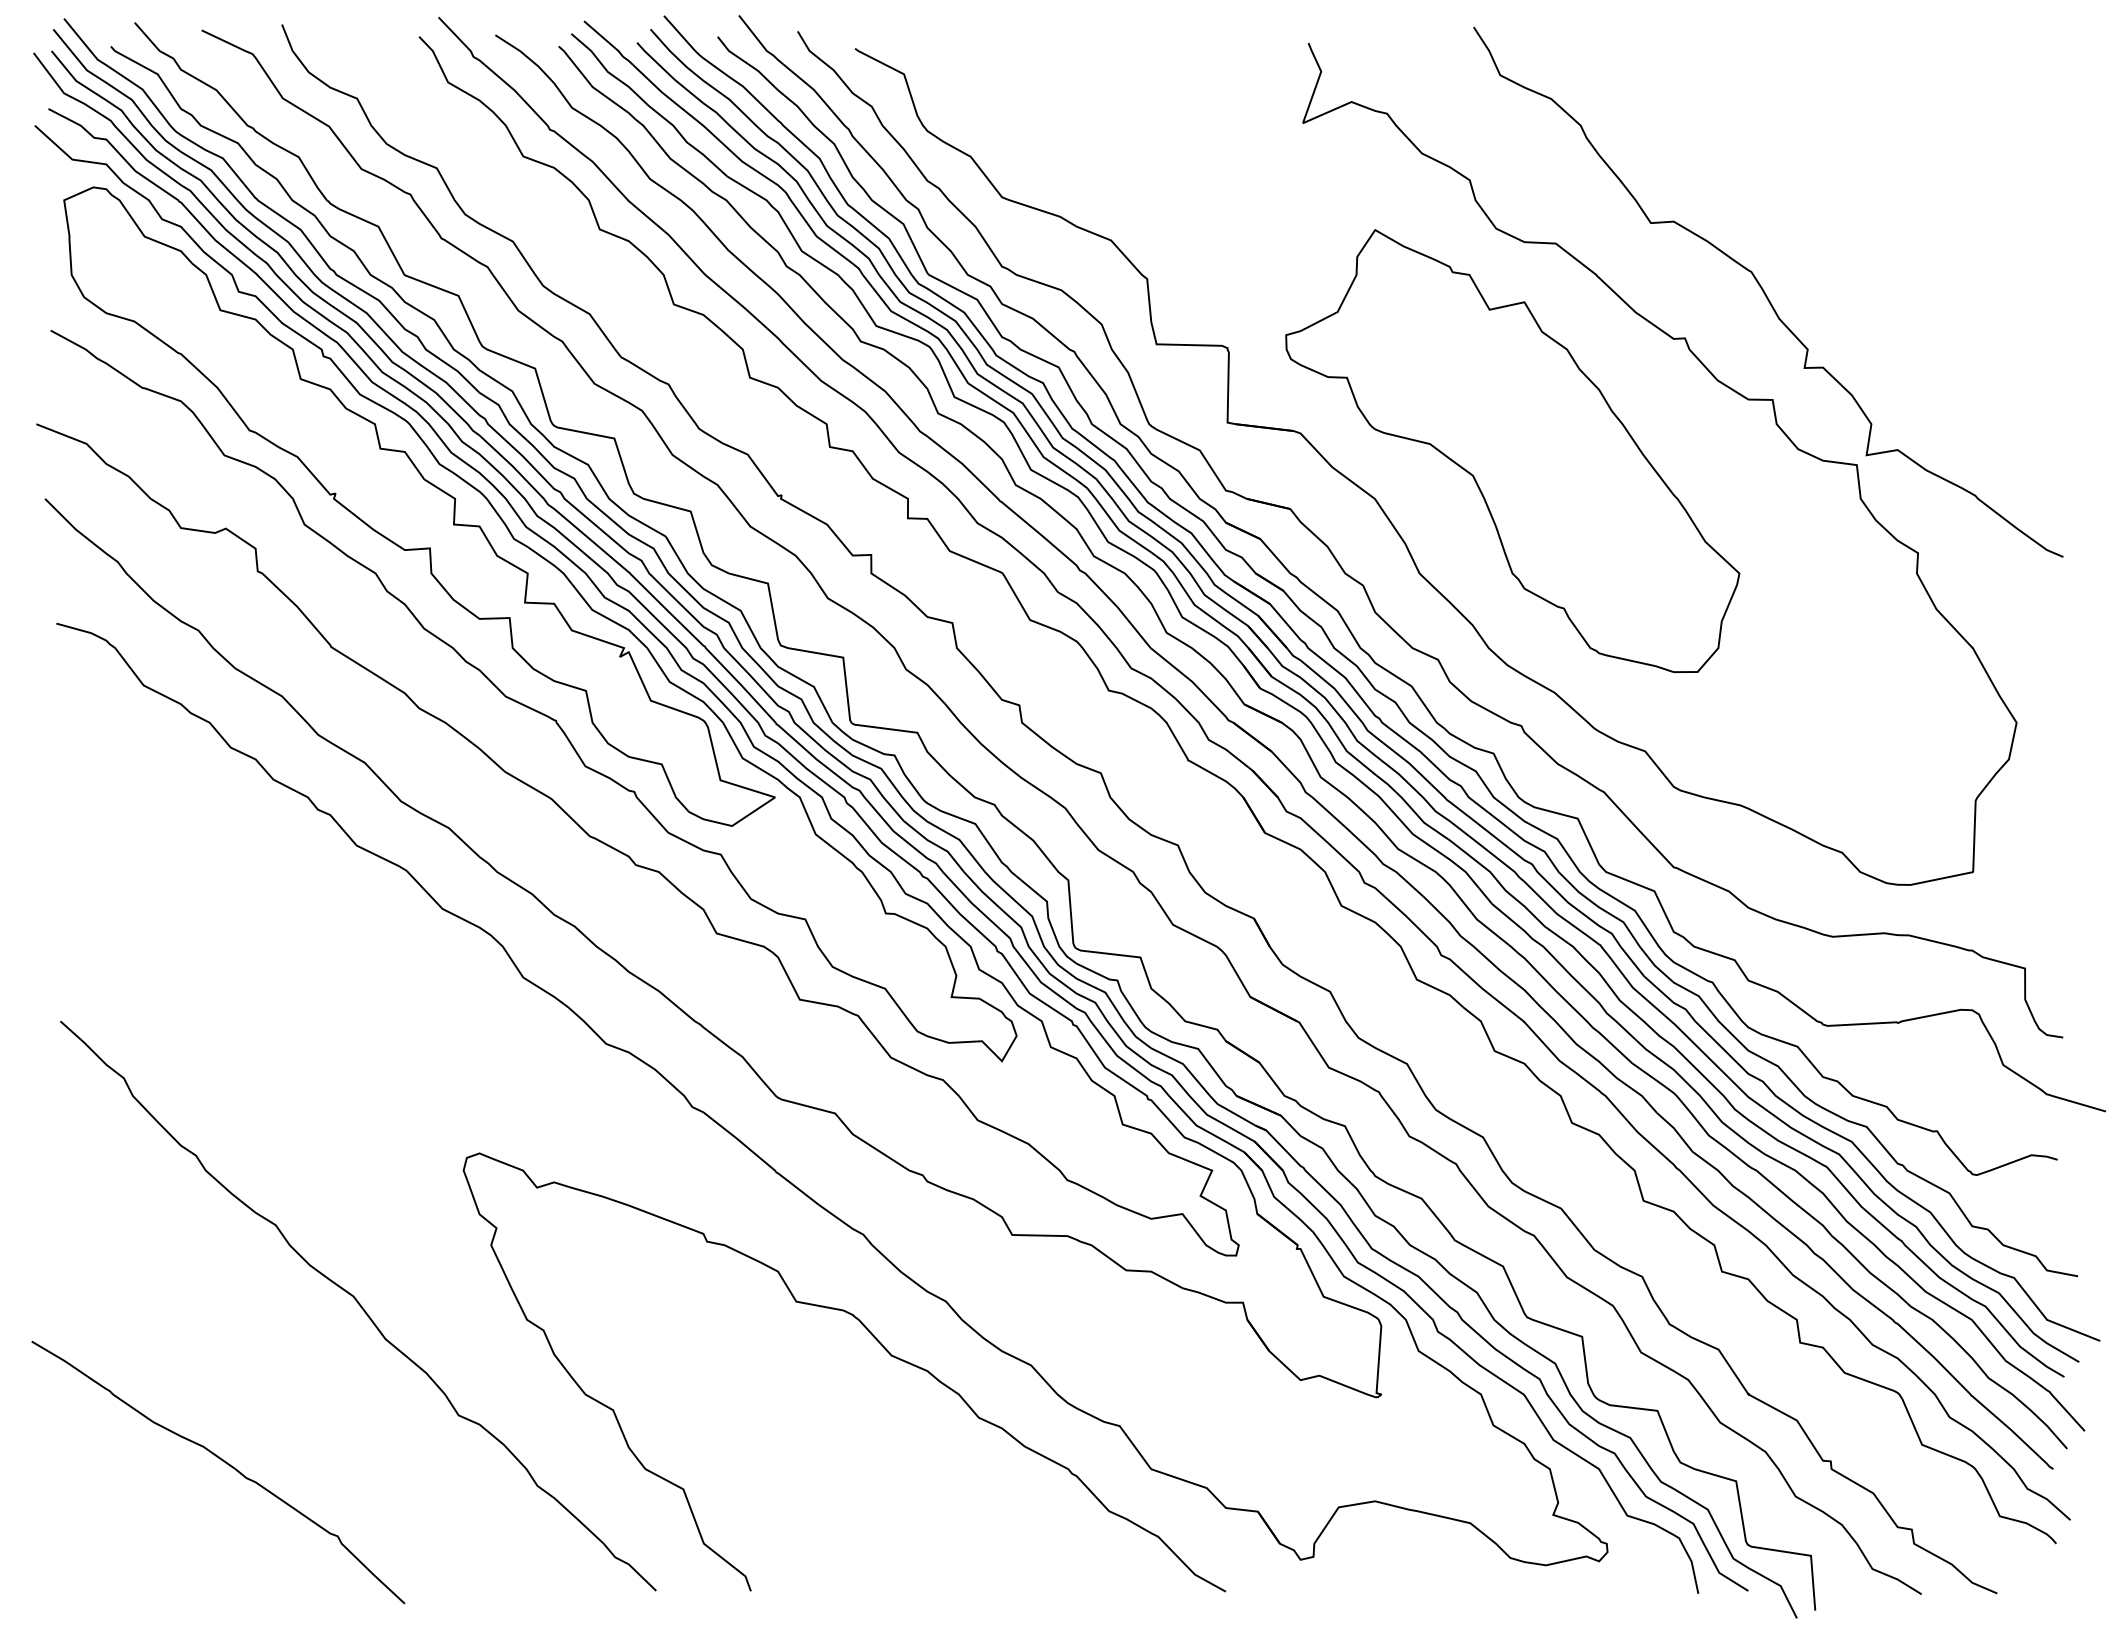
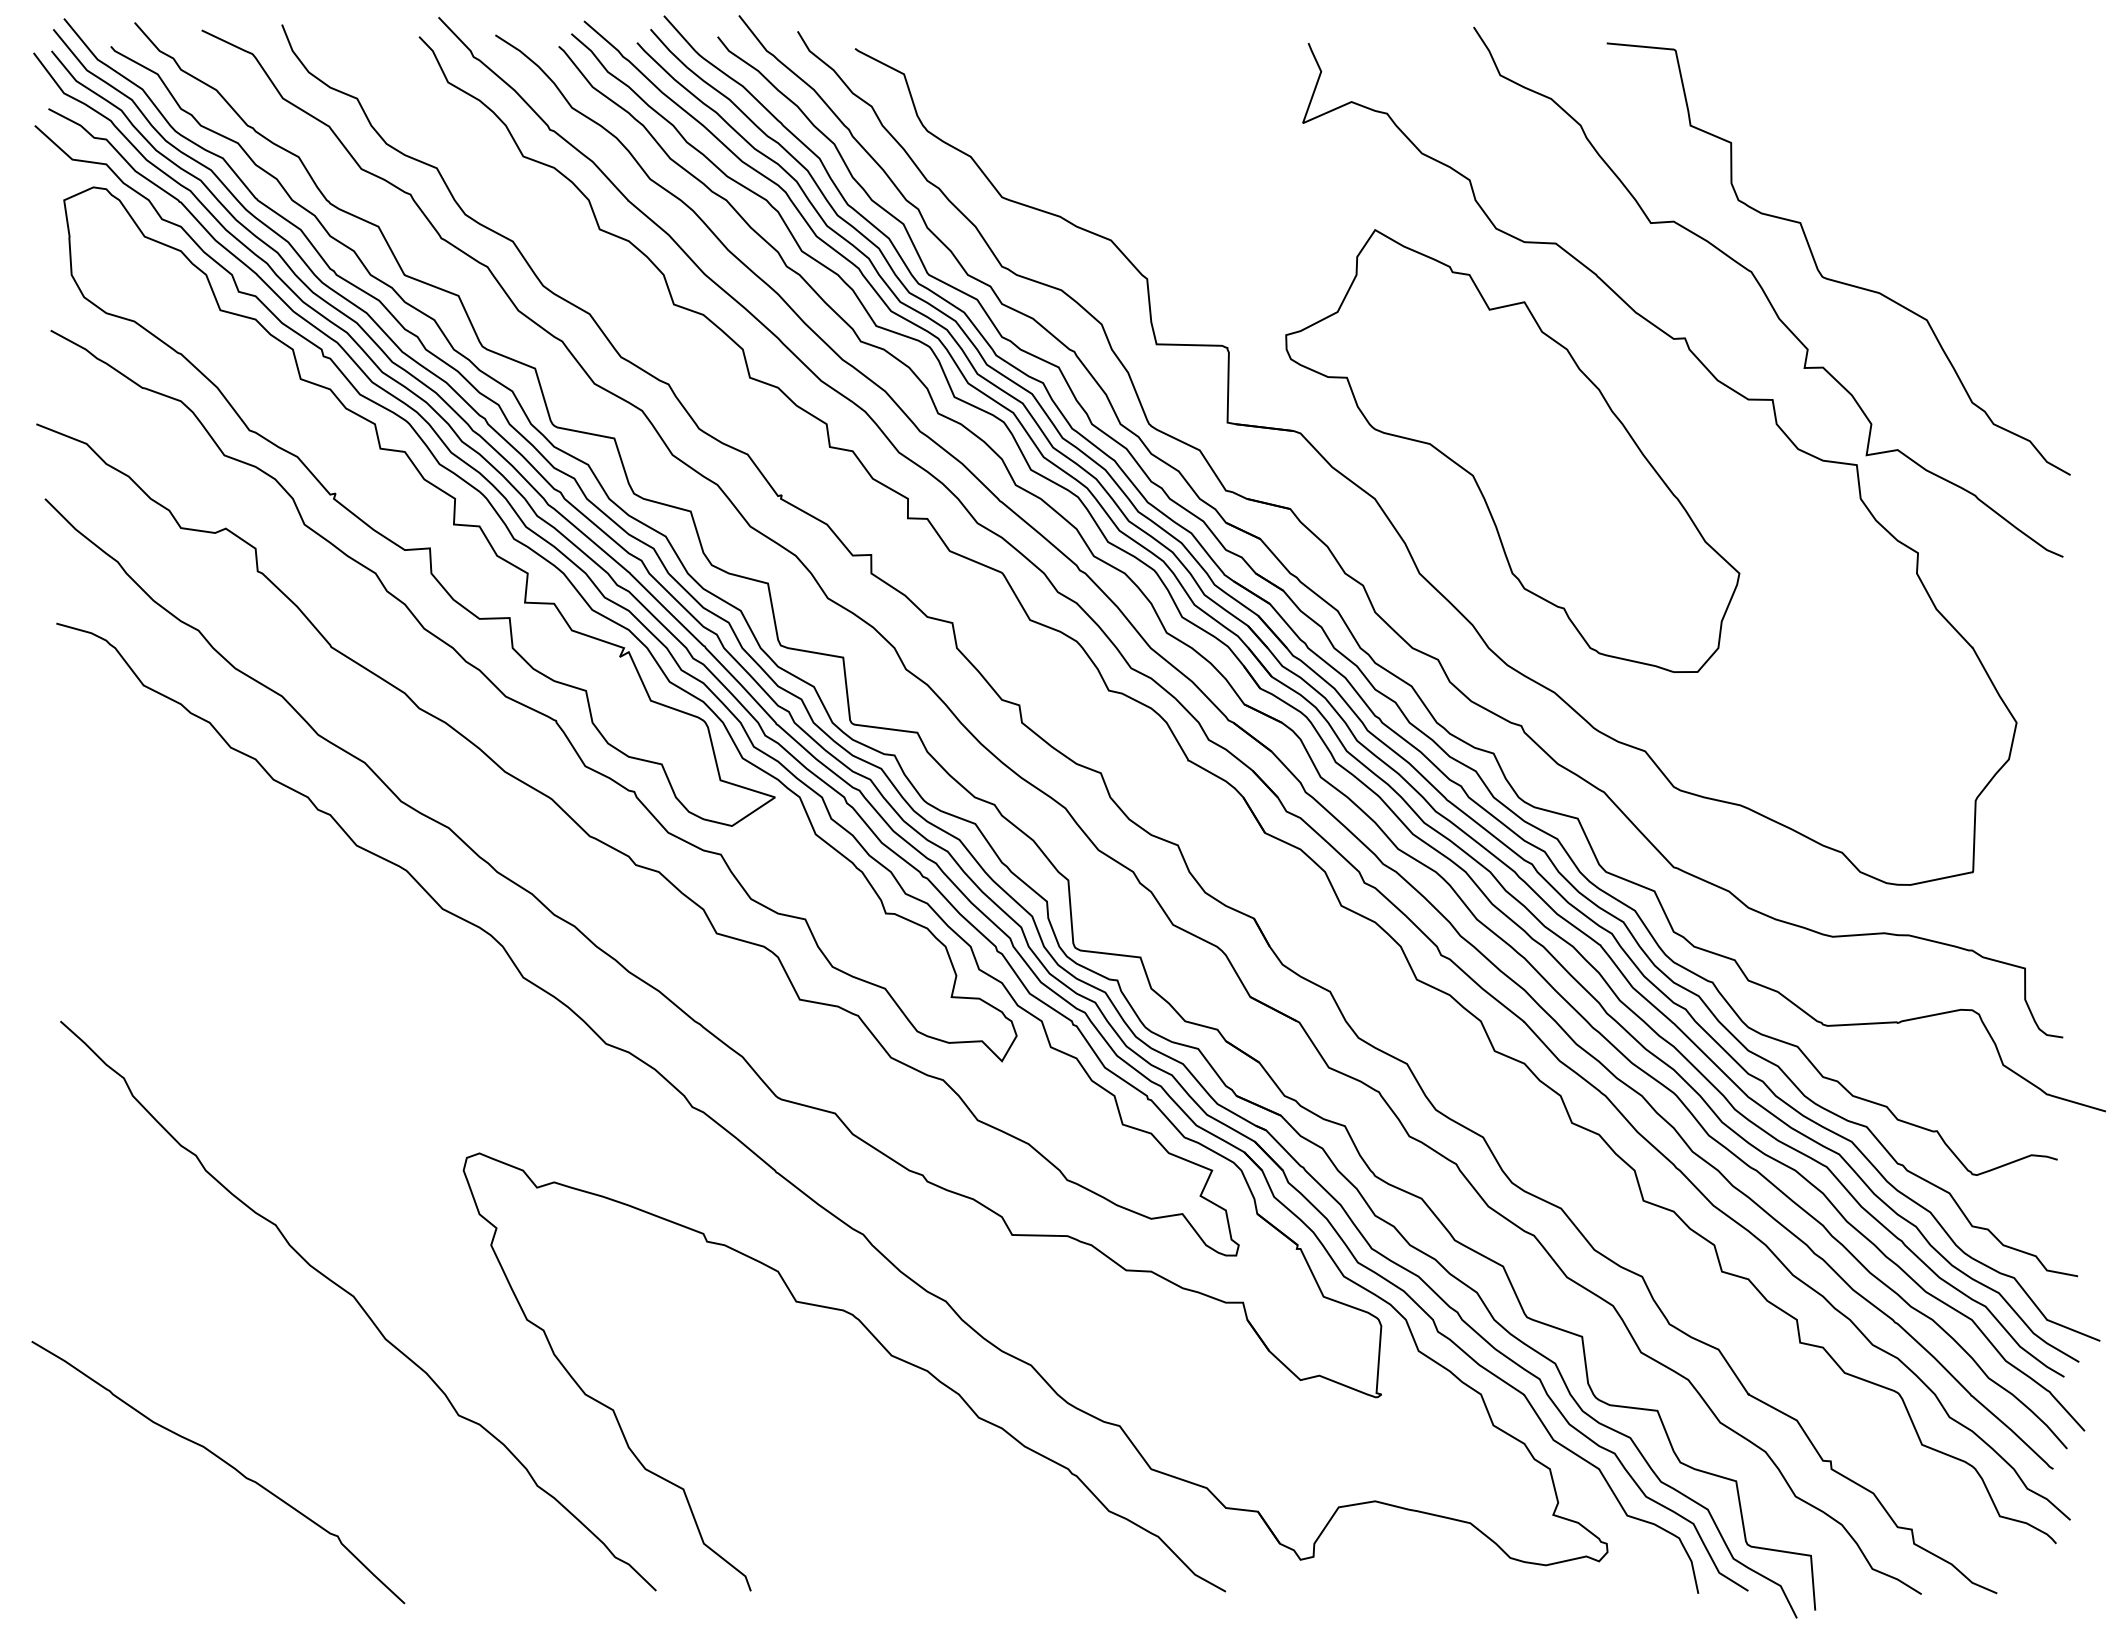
curve: none -> present (1830, 278)
